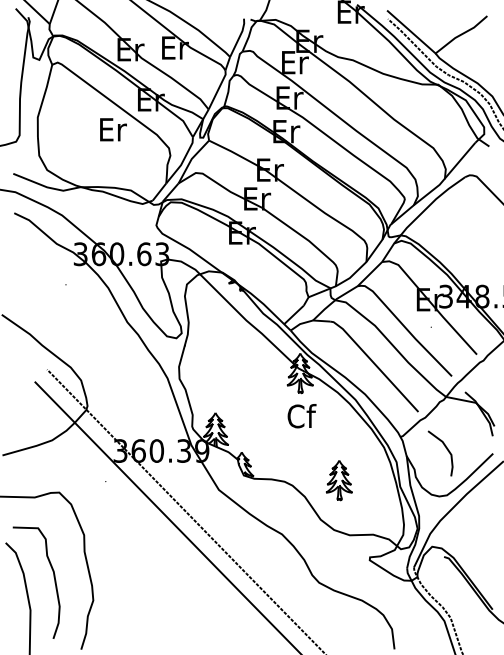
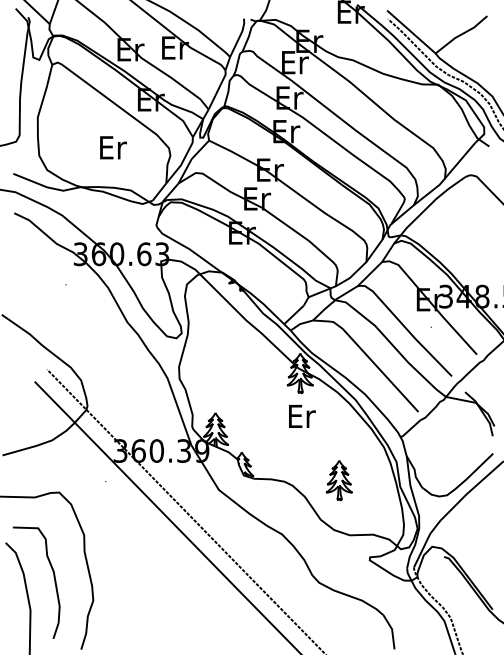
text position: (113, 129) -> (113, 147) (113, 147)
text: Cf -> Er (301, 416)
line: present -> none (446, 449)
